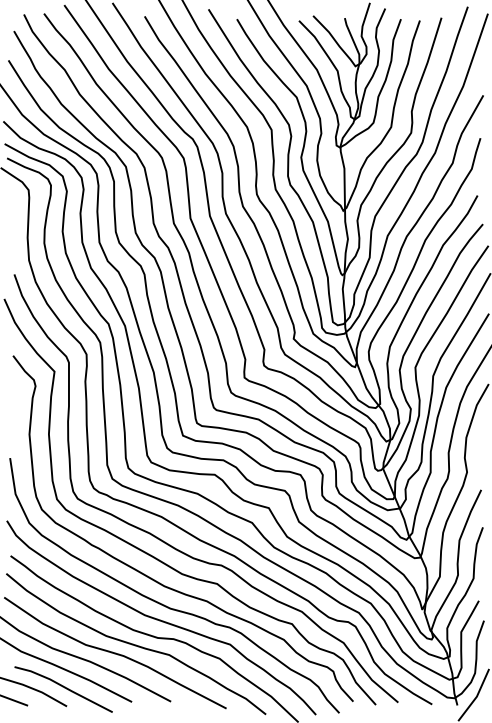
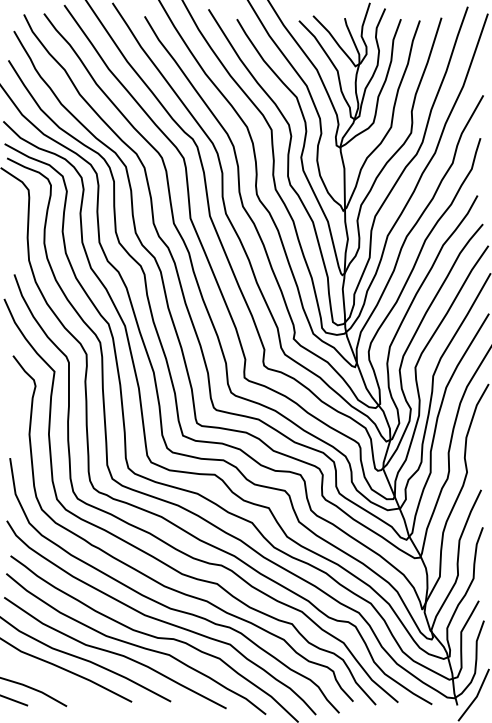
line: present -> none (64, 688)
